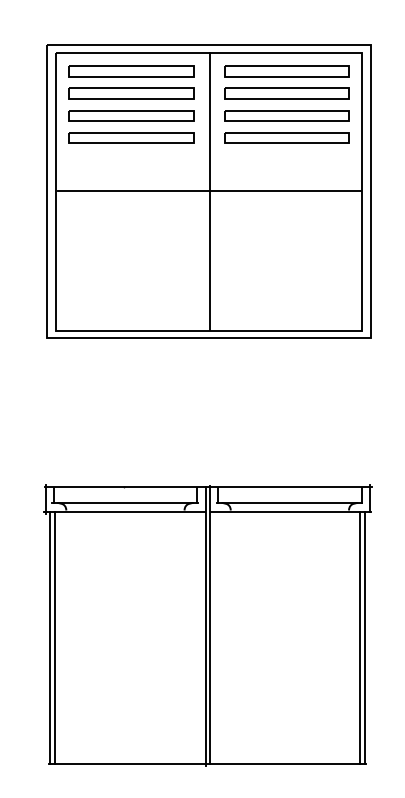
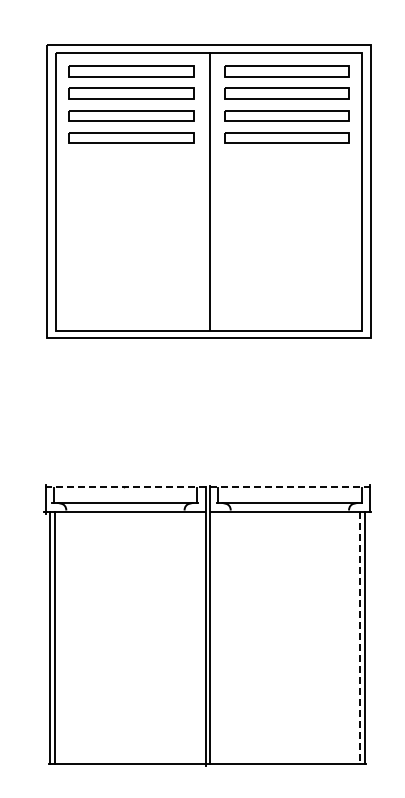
line: present -> none (209, 190)
line: solid -> dashed (208, 487)
line: solid -> dashed (360, 638)
